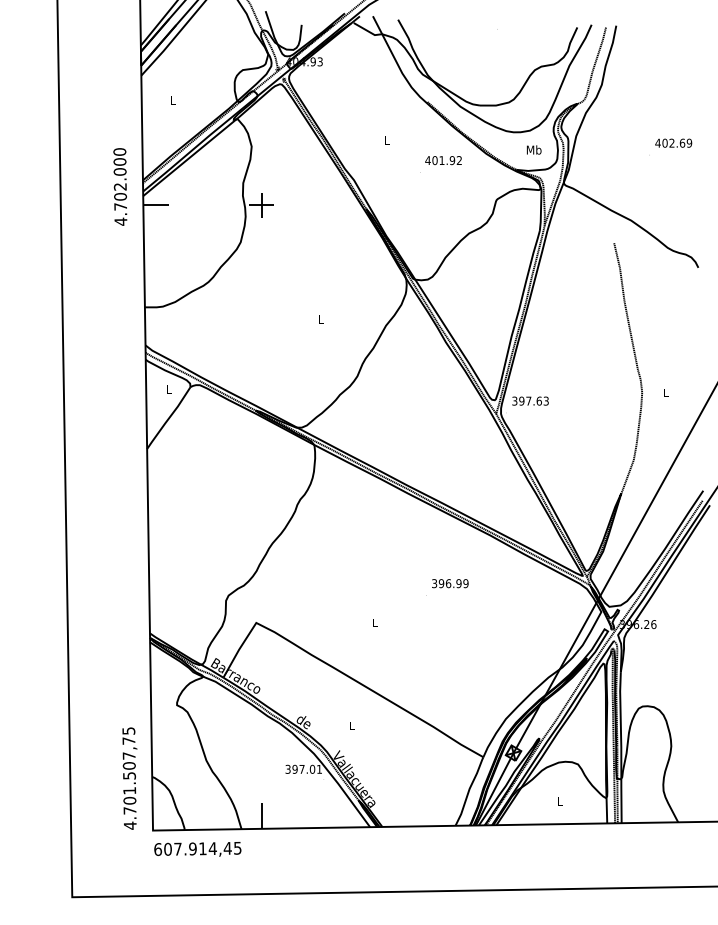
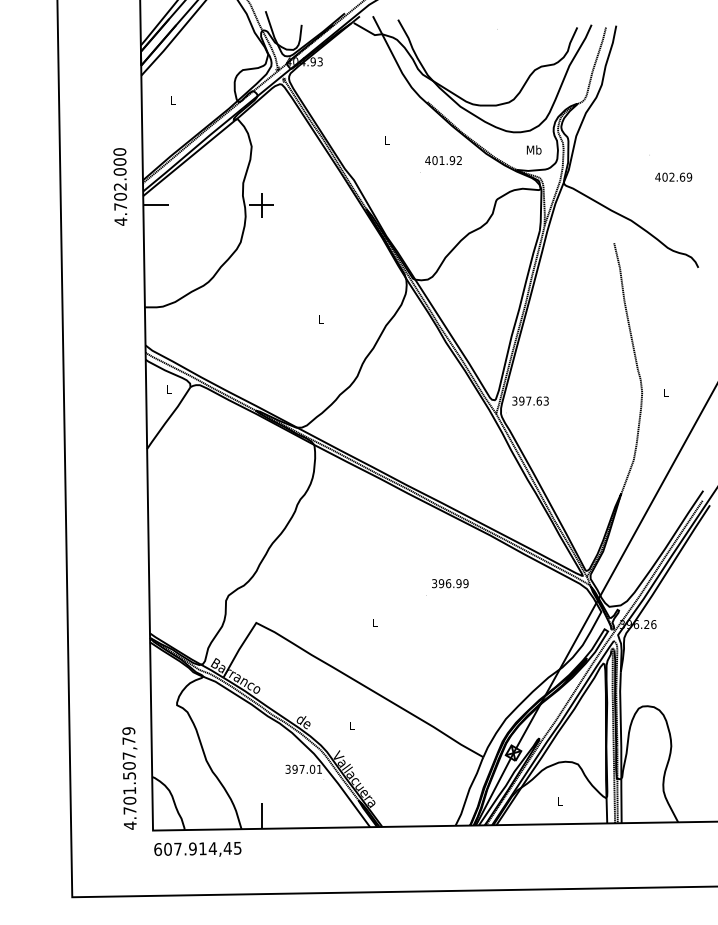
text position: (673, 142) -> (673, 176) (673, 176)
text: 4.701.507,75 -> 4.701.507,79 (128, 730)
